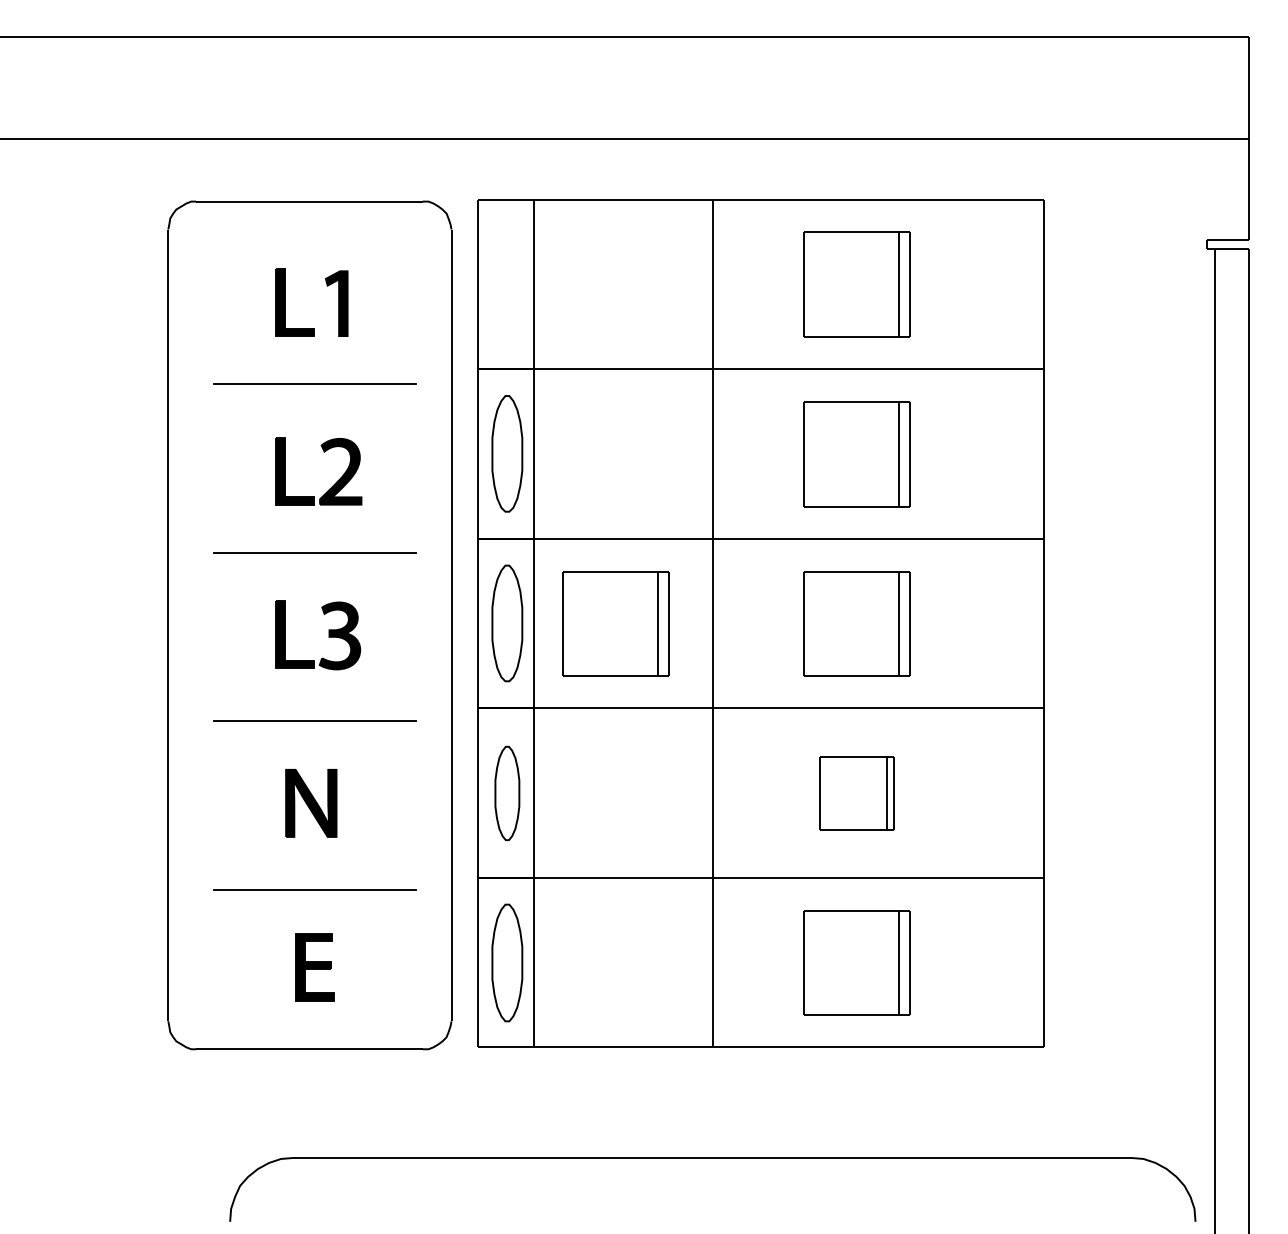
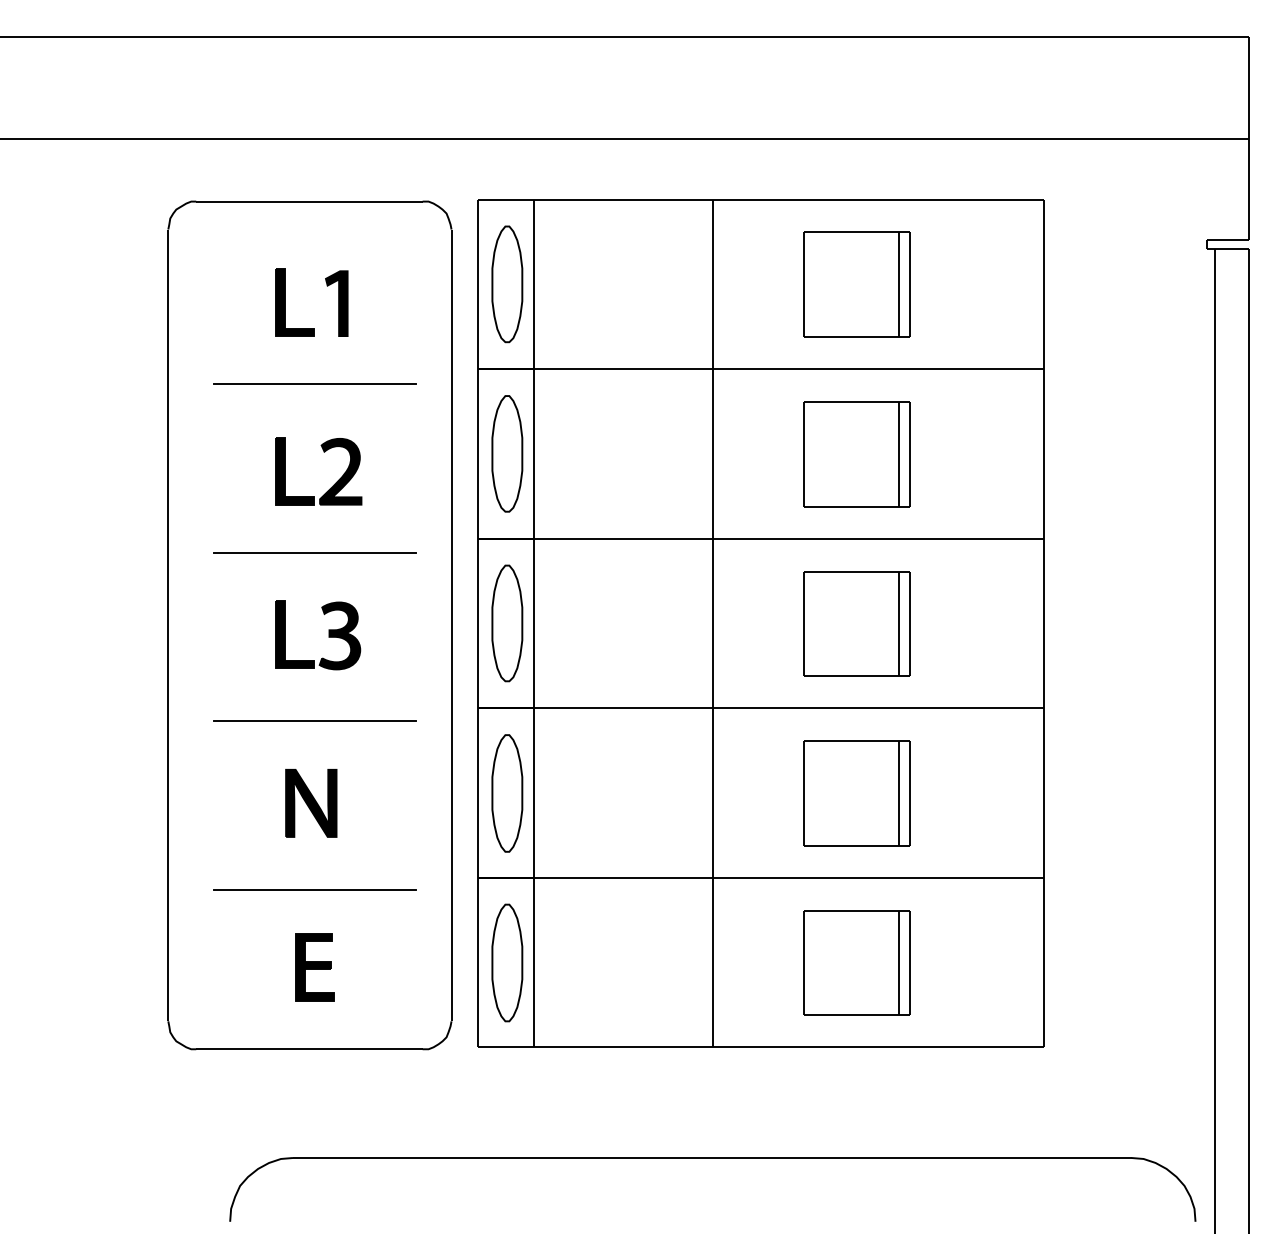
part: none -> present (507, 284)
part: present -> none (615, 623)
part size: 27x96 px -> 33x119 px (507, 793)
part size: 76x75 px -> 108x107 px (856, 793)
